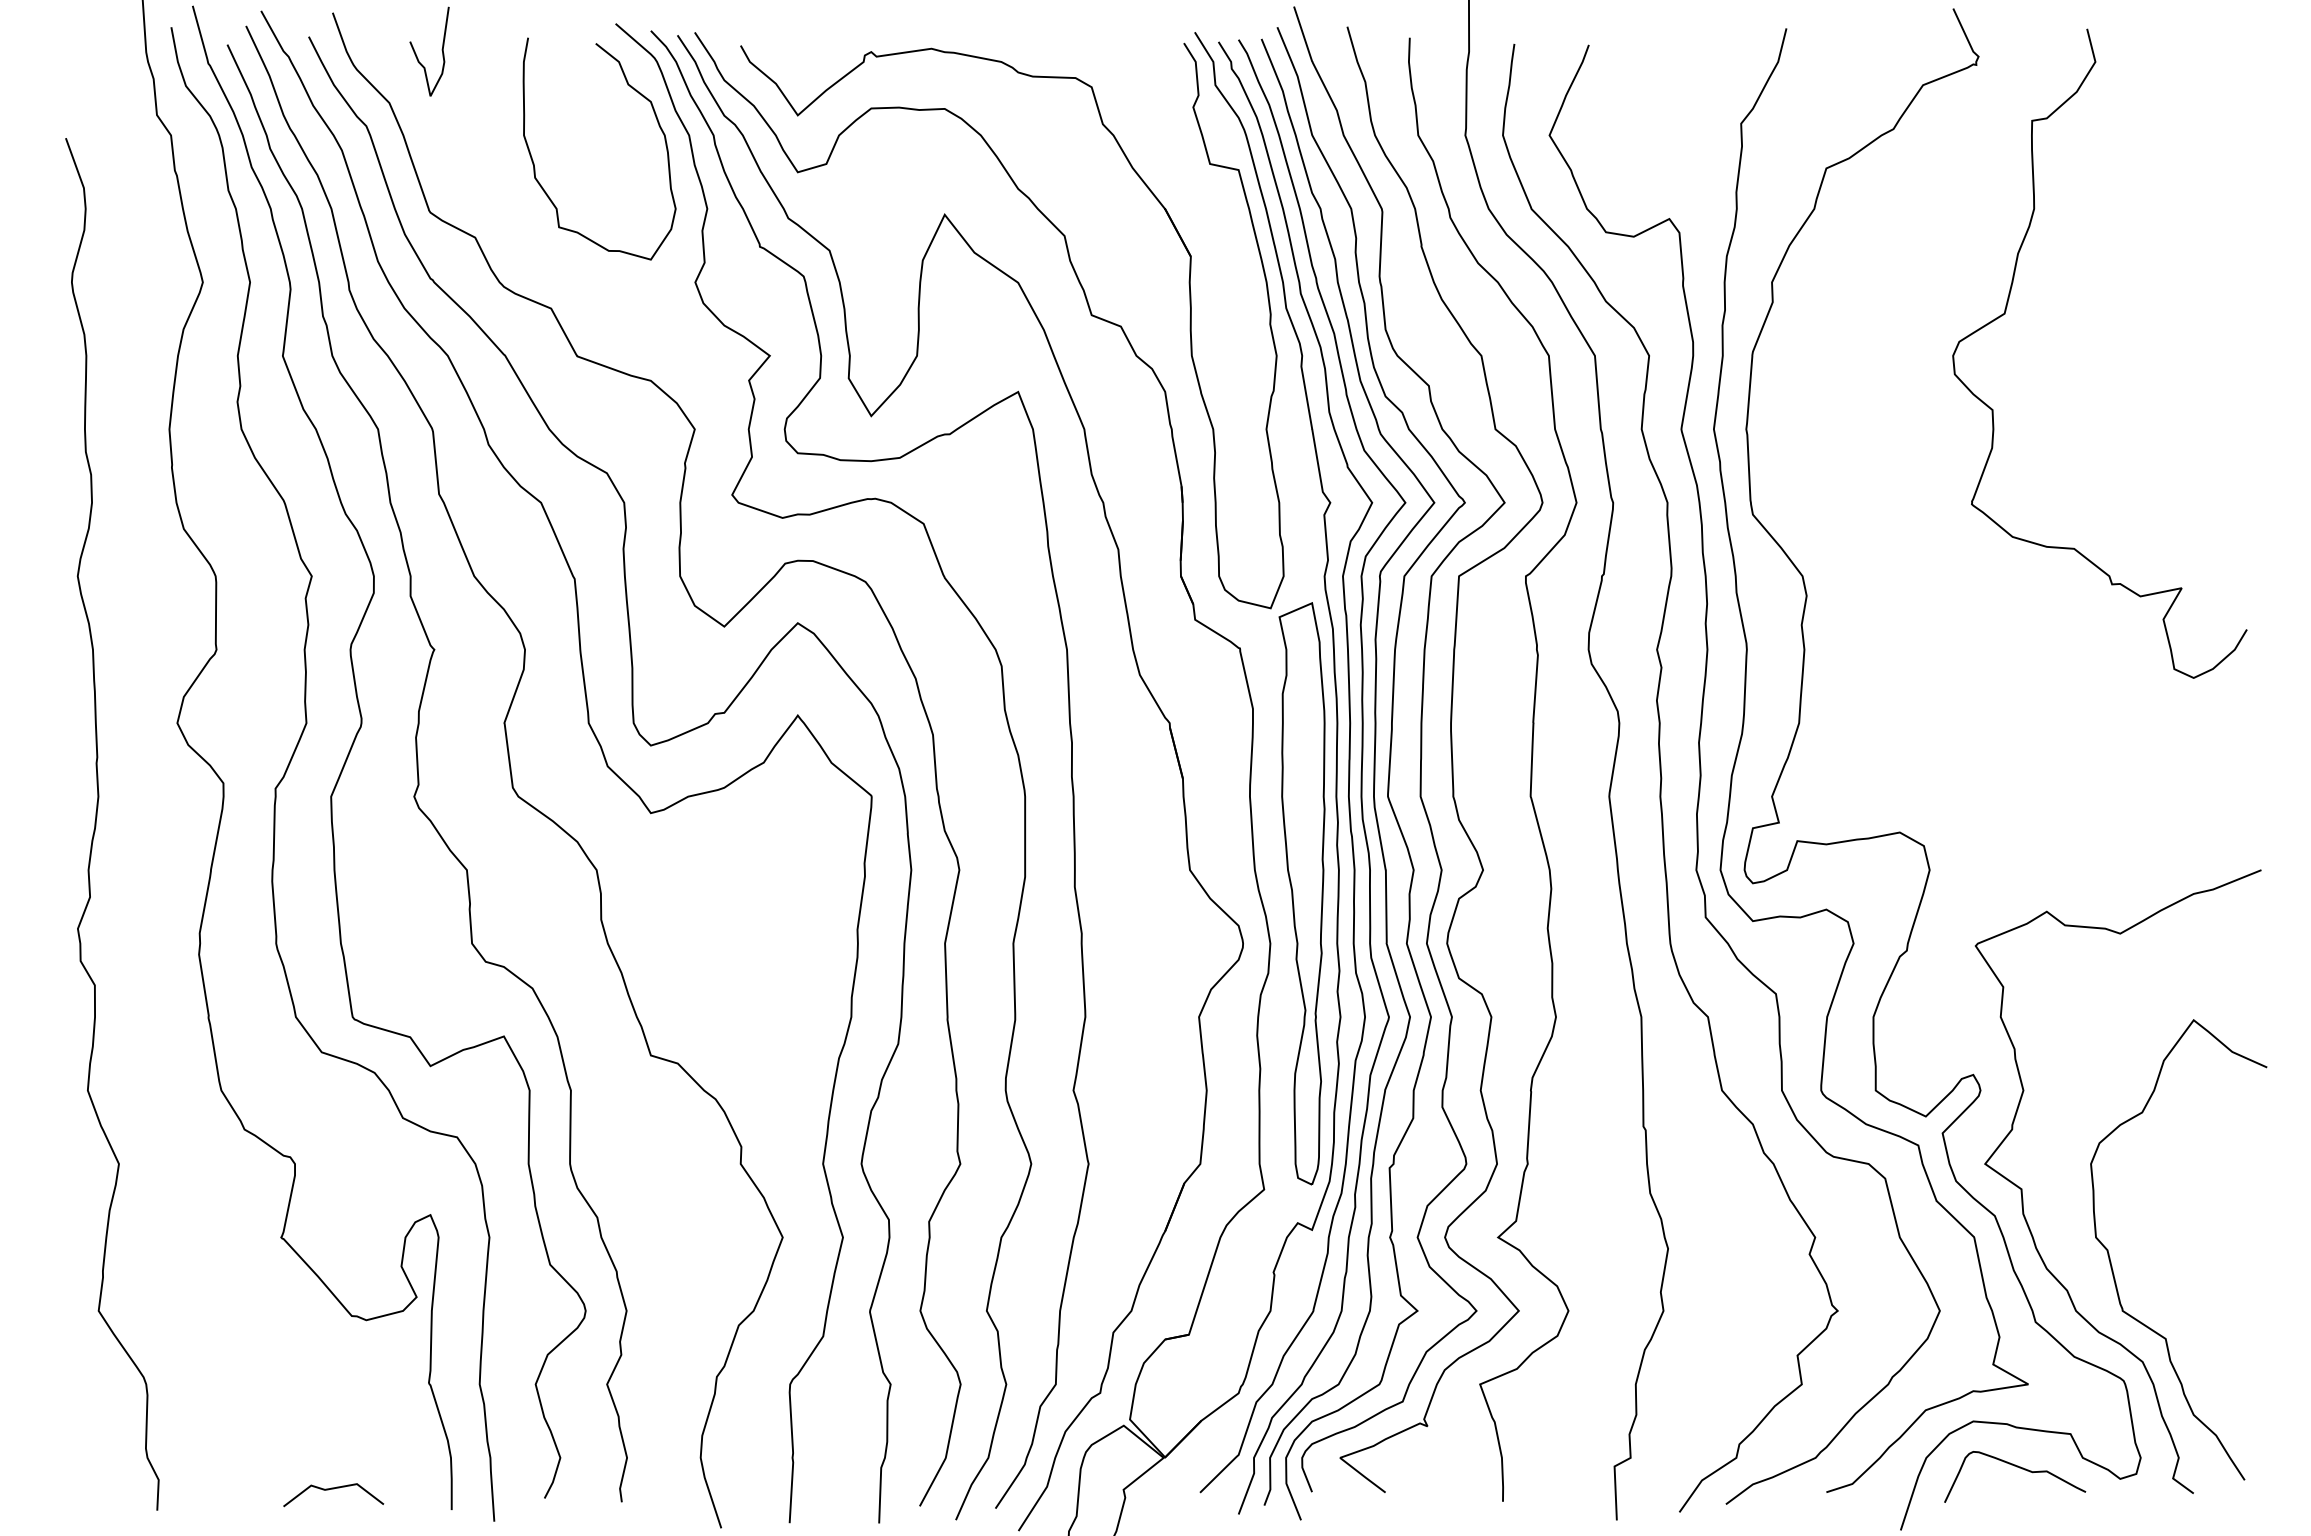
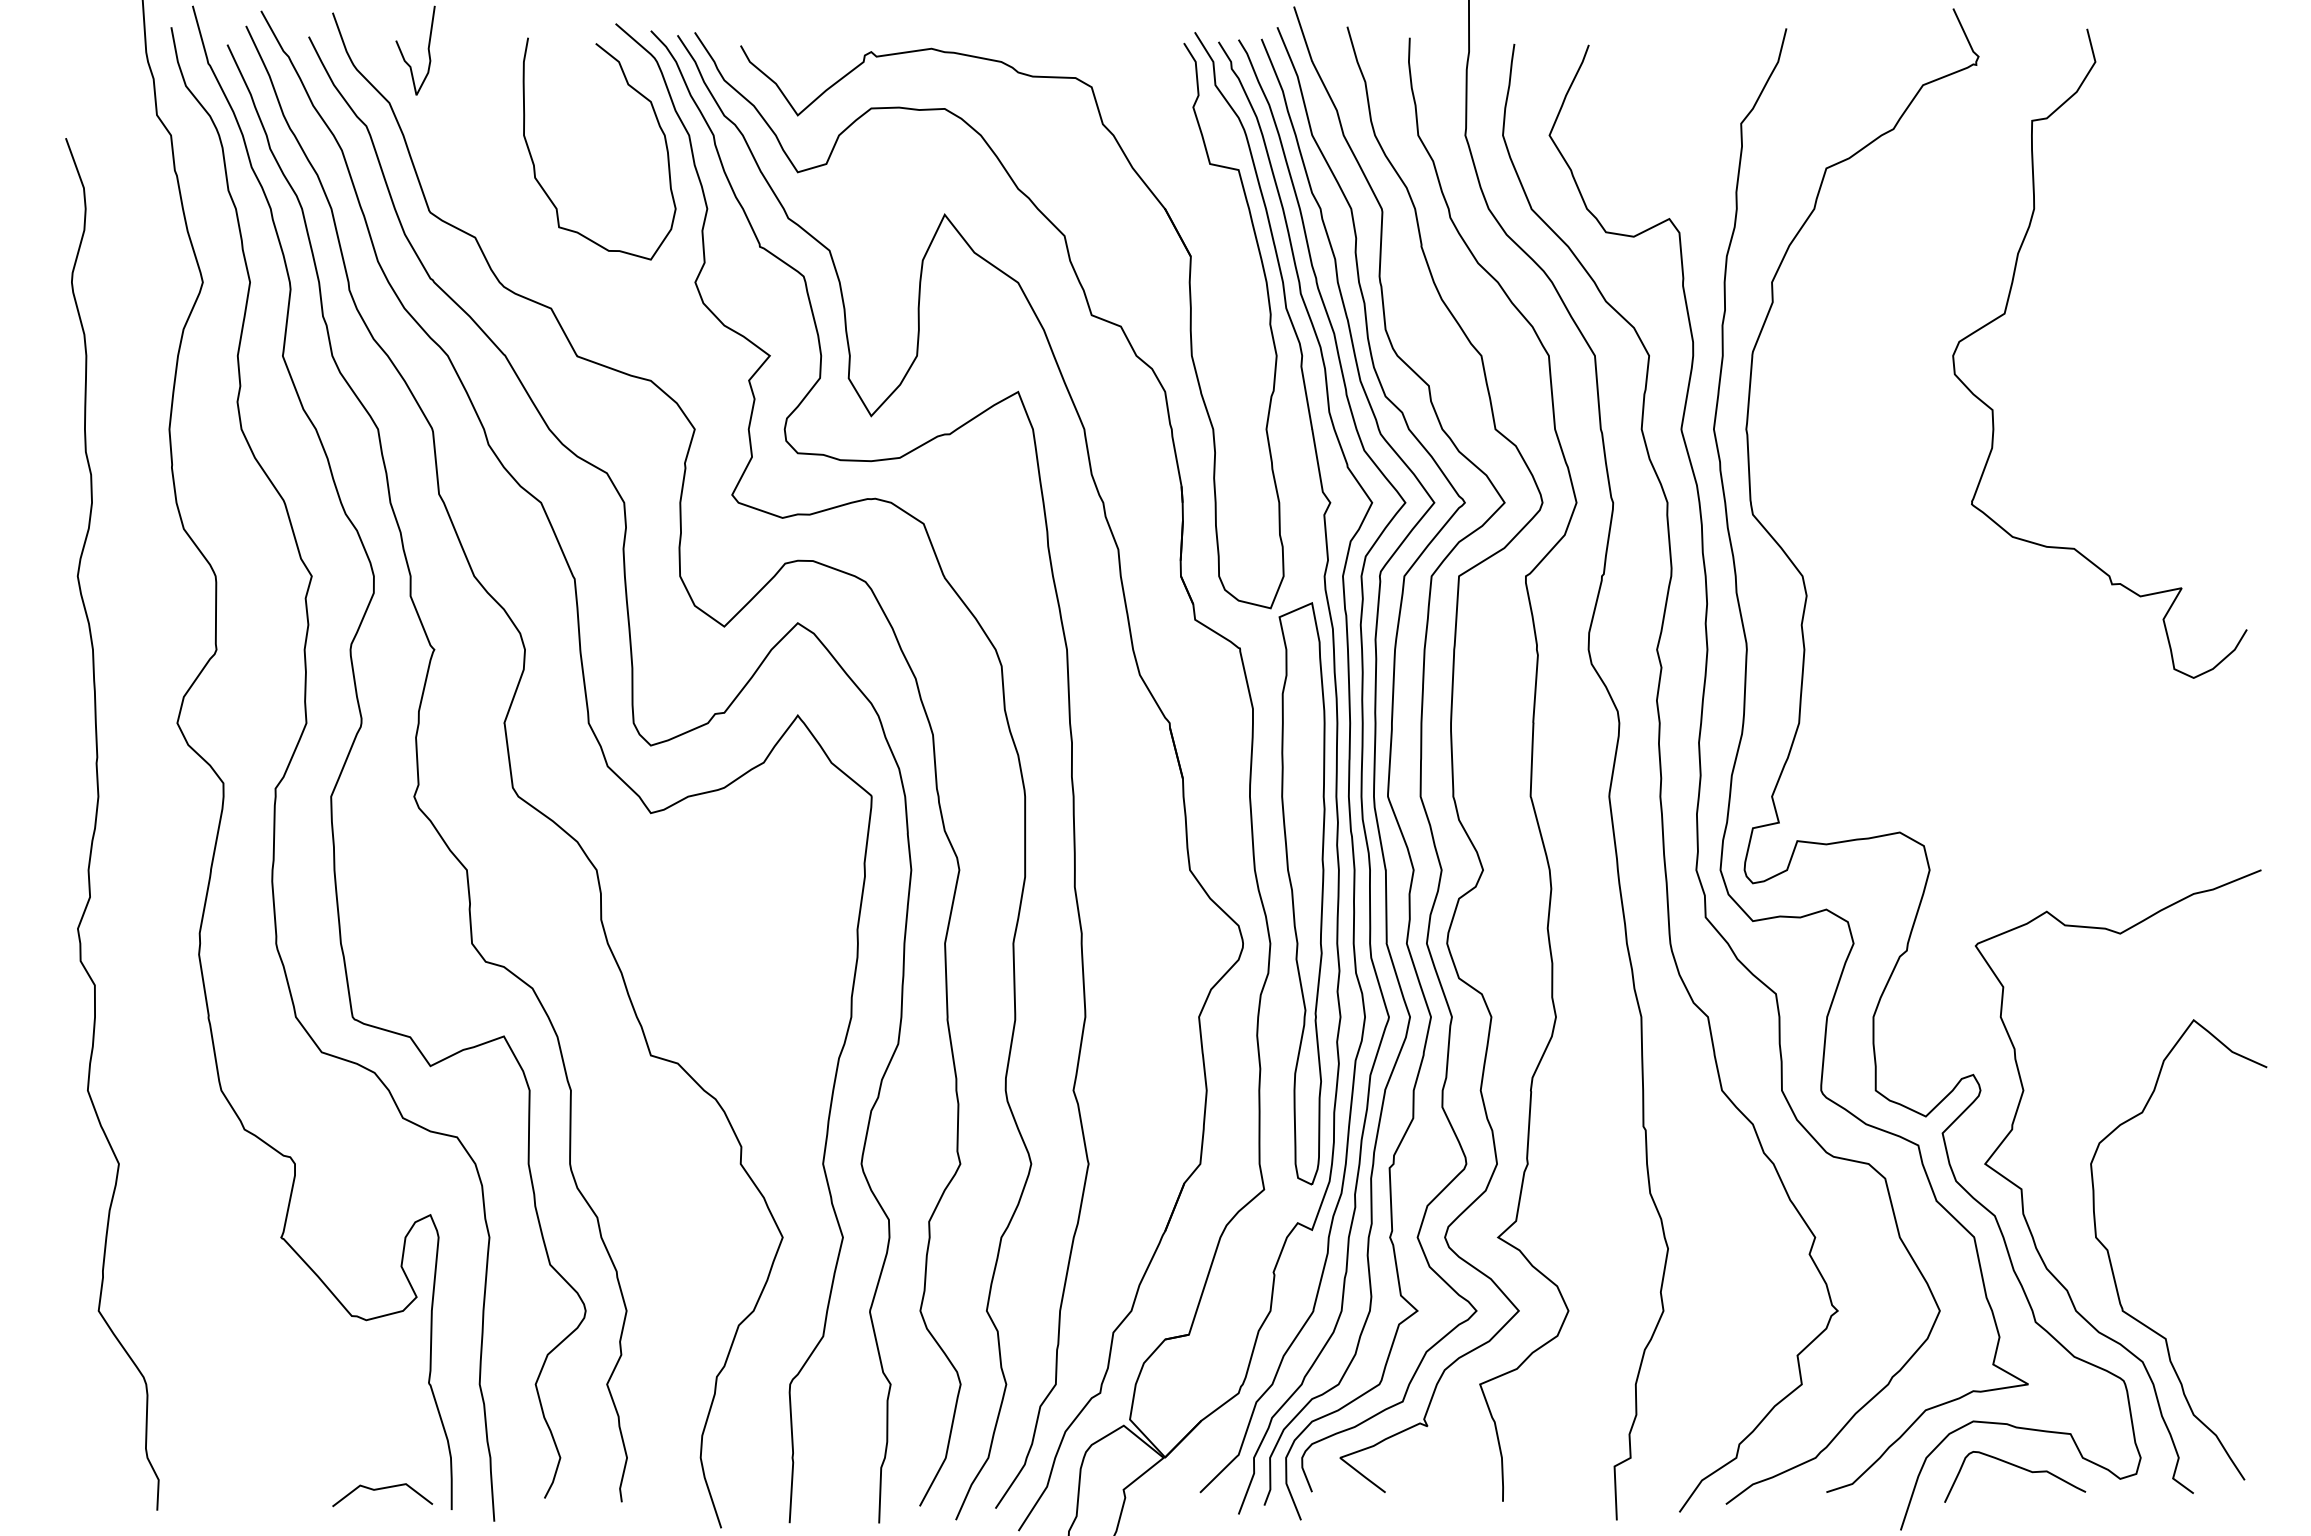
curve position: (441, 50) -> (427, 49) (427, 49)
line position: (333, 1489) -> (382, 1489) (382, 1489)
